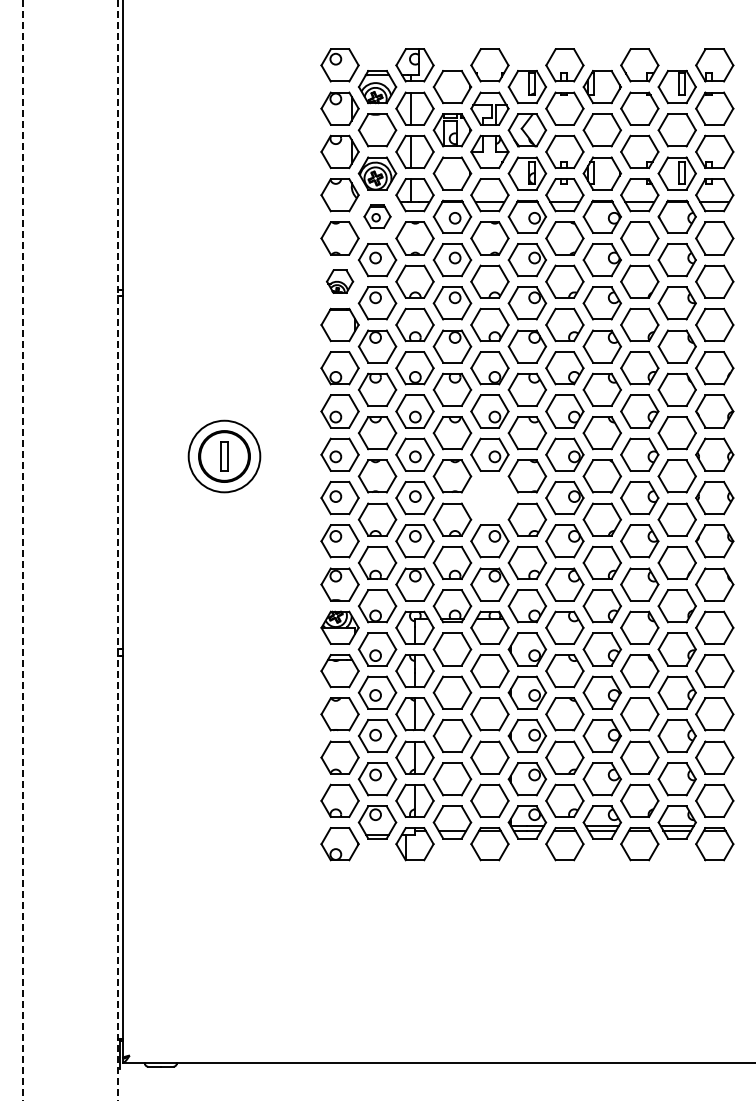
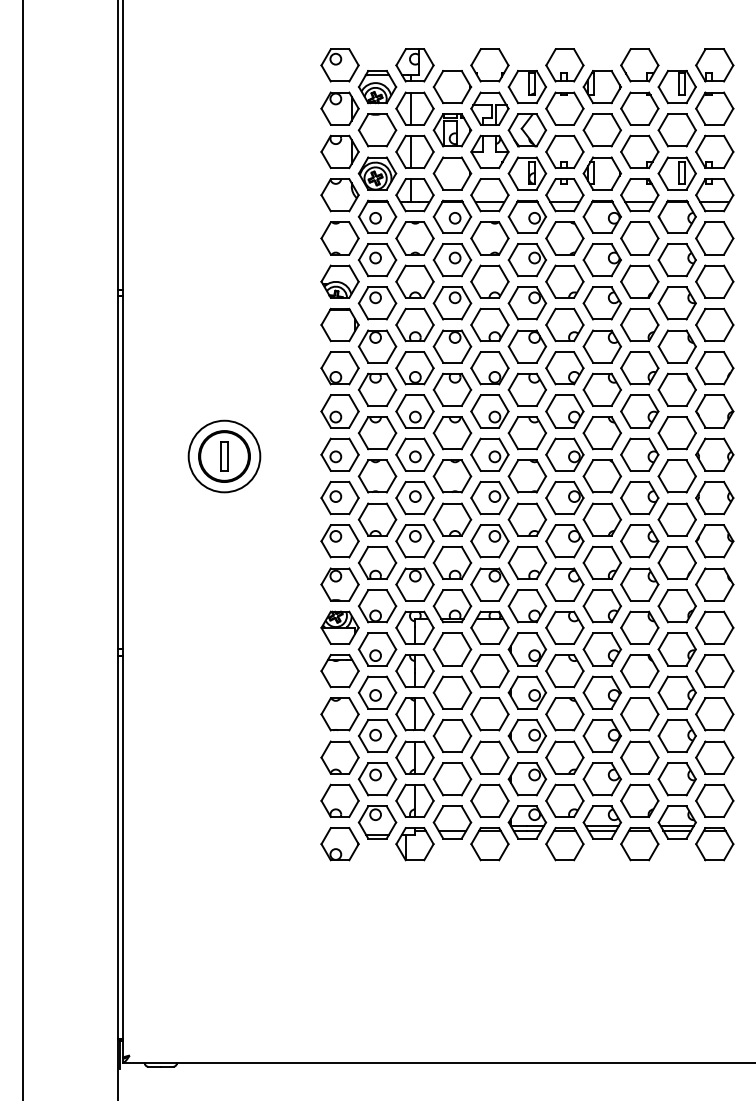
part size: 29x25 px -> 41x35 px (377, 216)
part size: 29x25 px -> 40x35 px (339, 281)
part: none -> present (489, 498)
line: dashed -> solid (22, 550)
line: dashed -> solid (117, 550)
